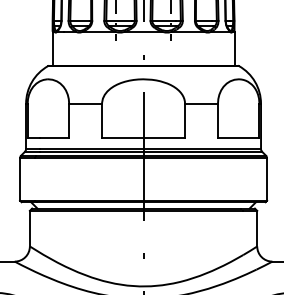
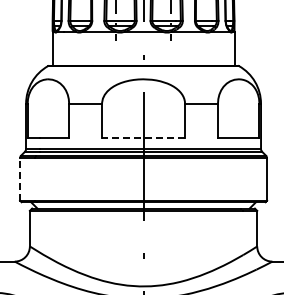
line: solid -> dashed (143, 137)
line: solid -> dashed (20, 179)
